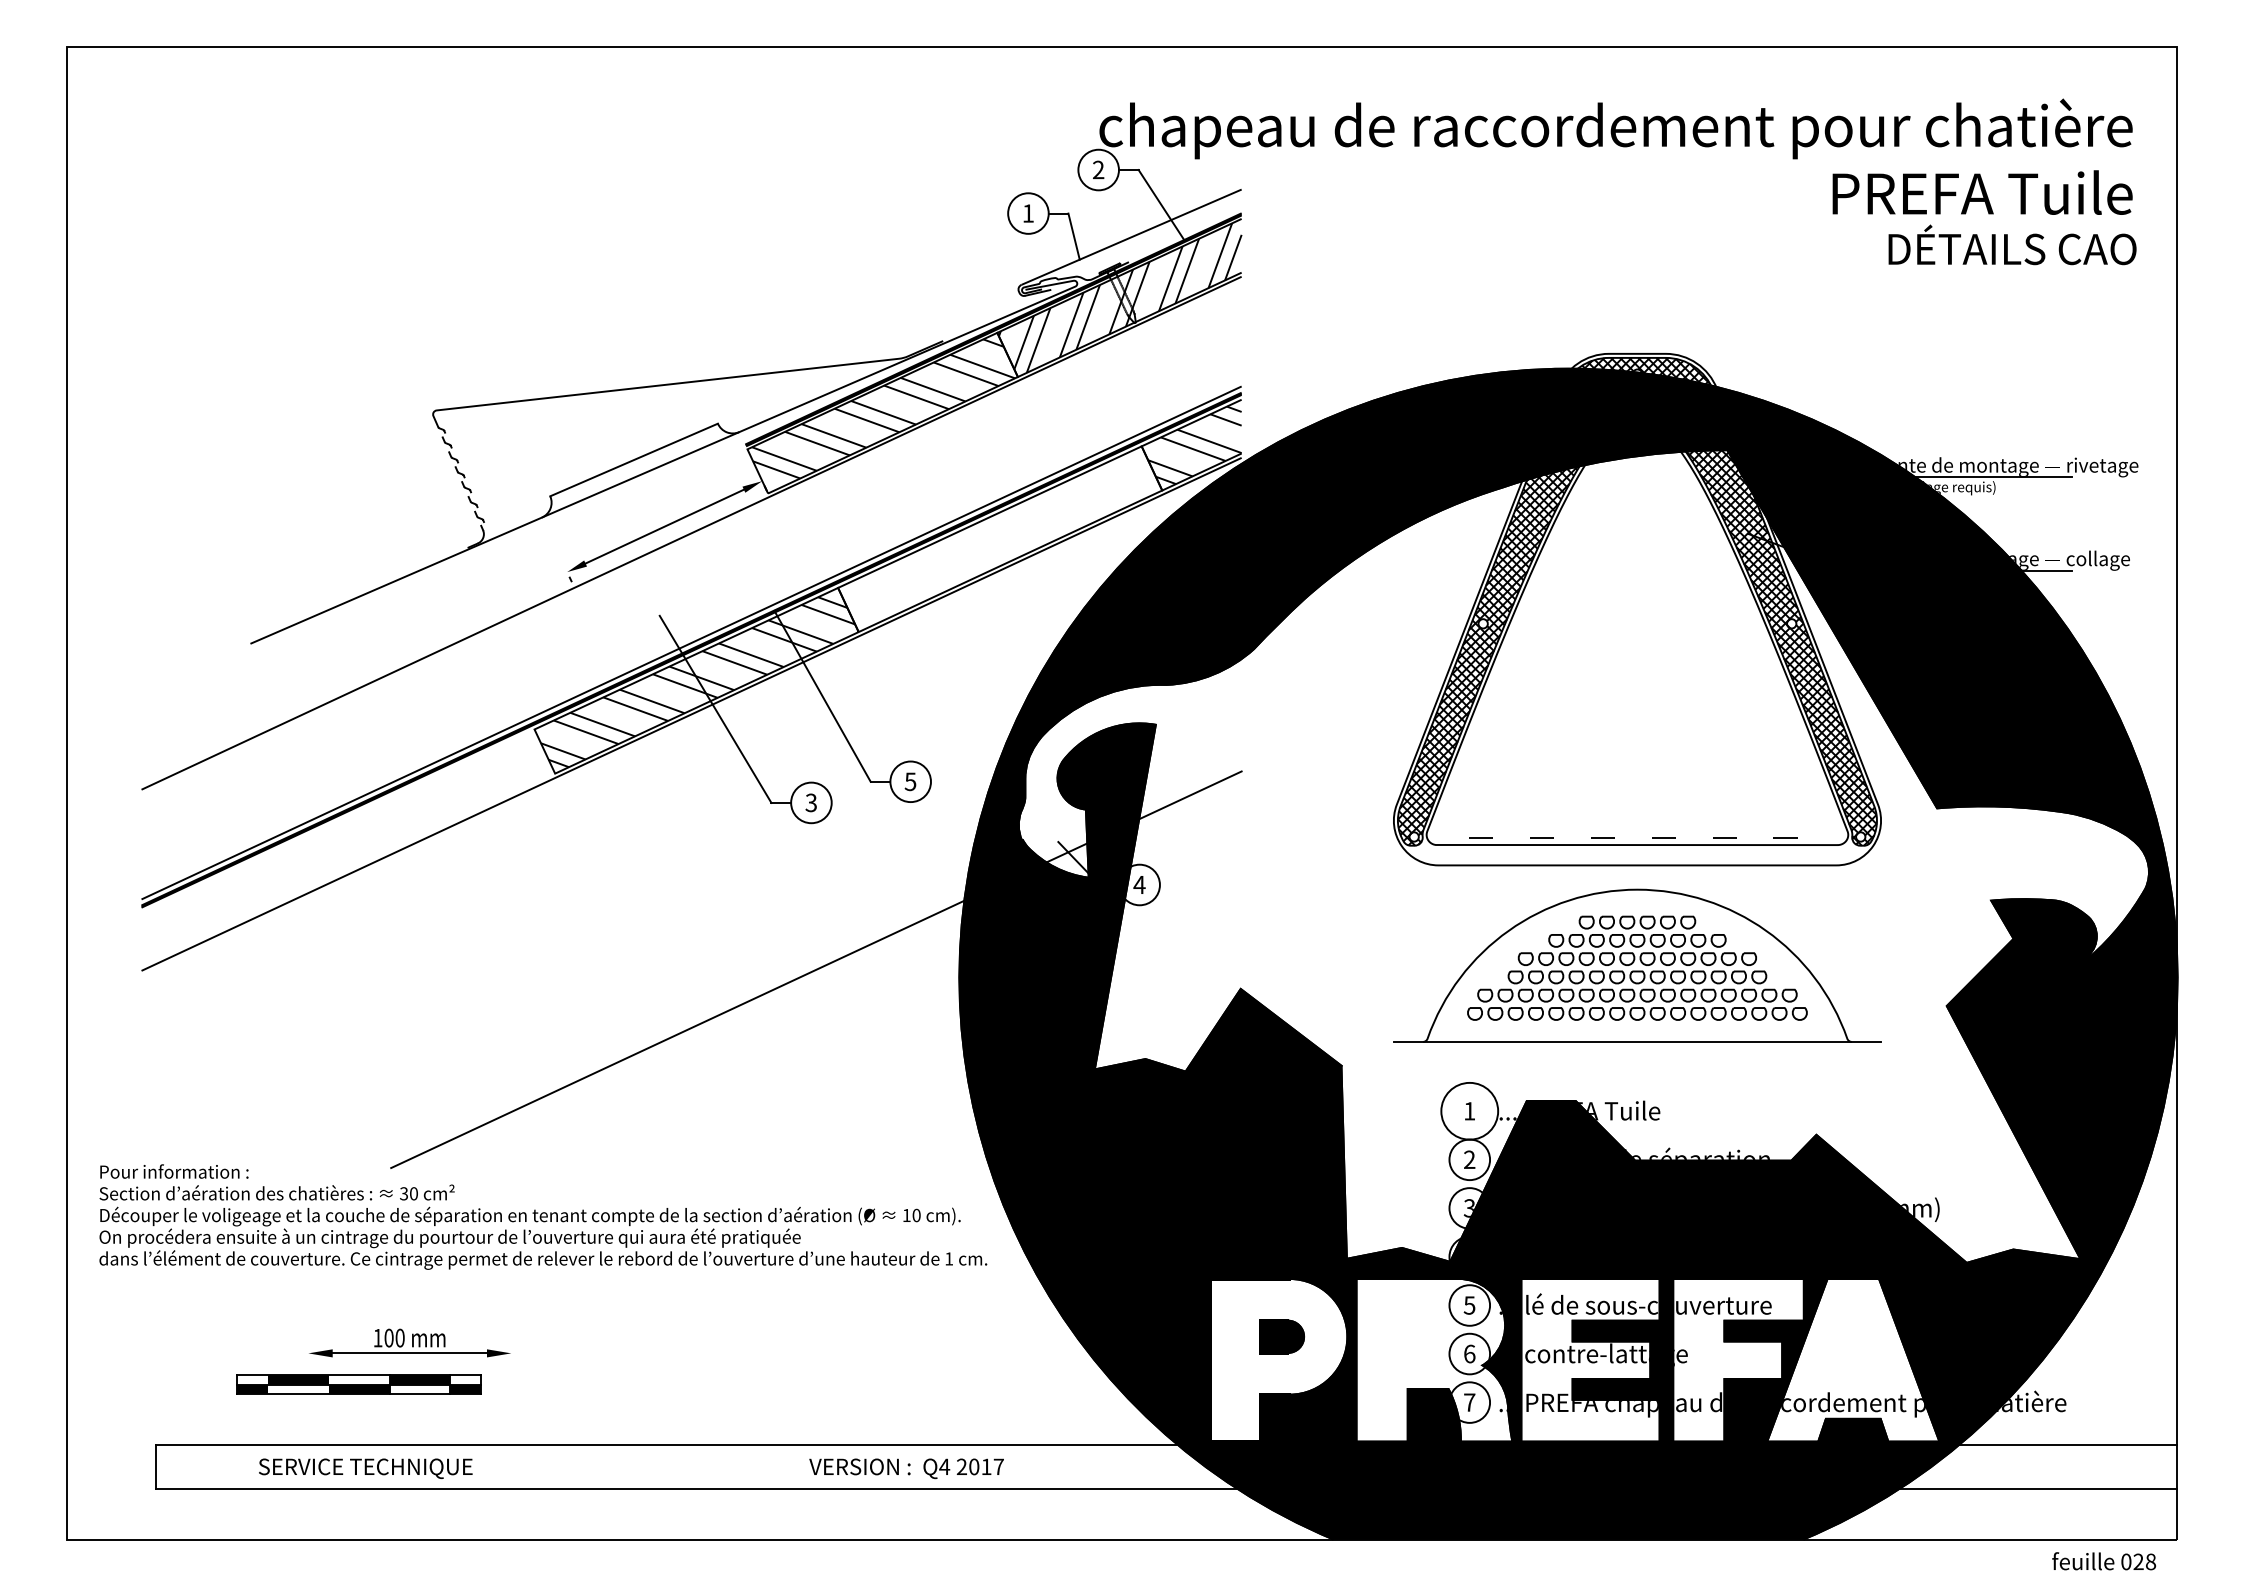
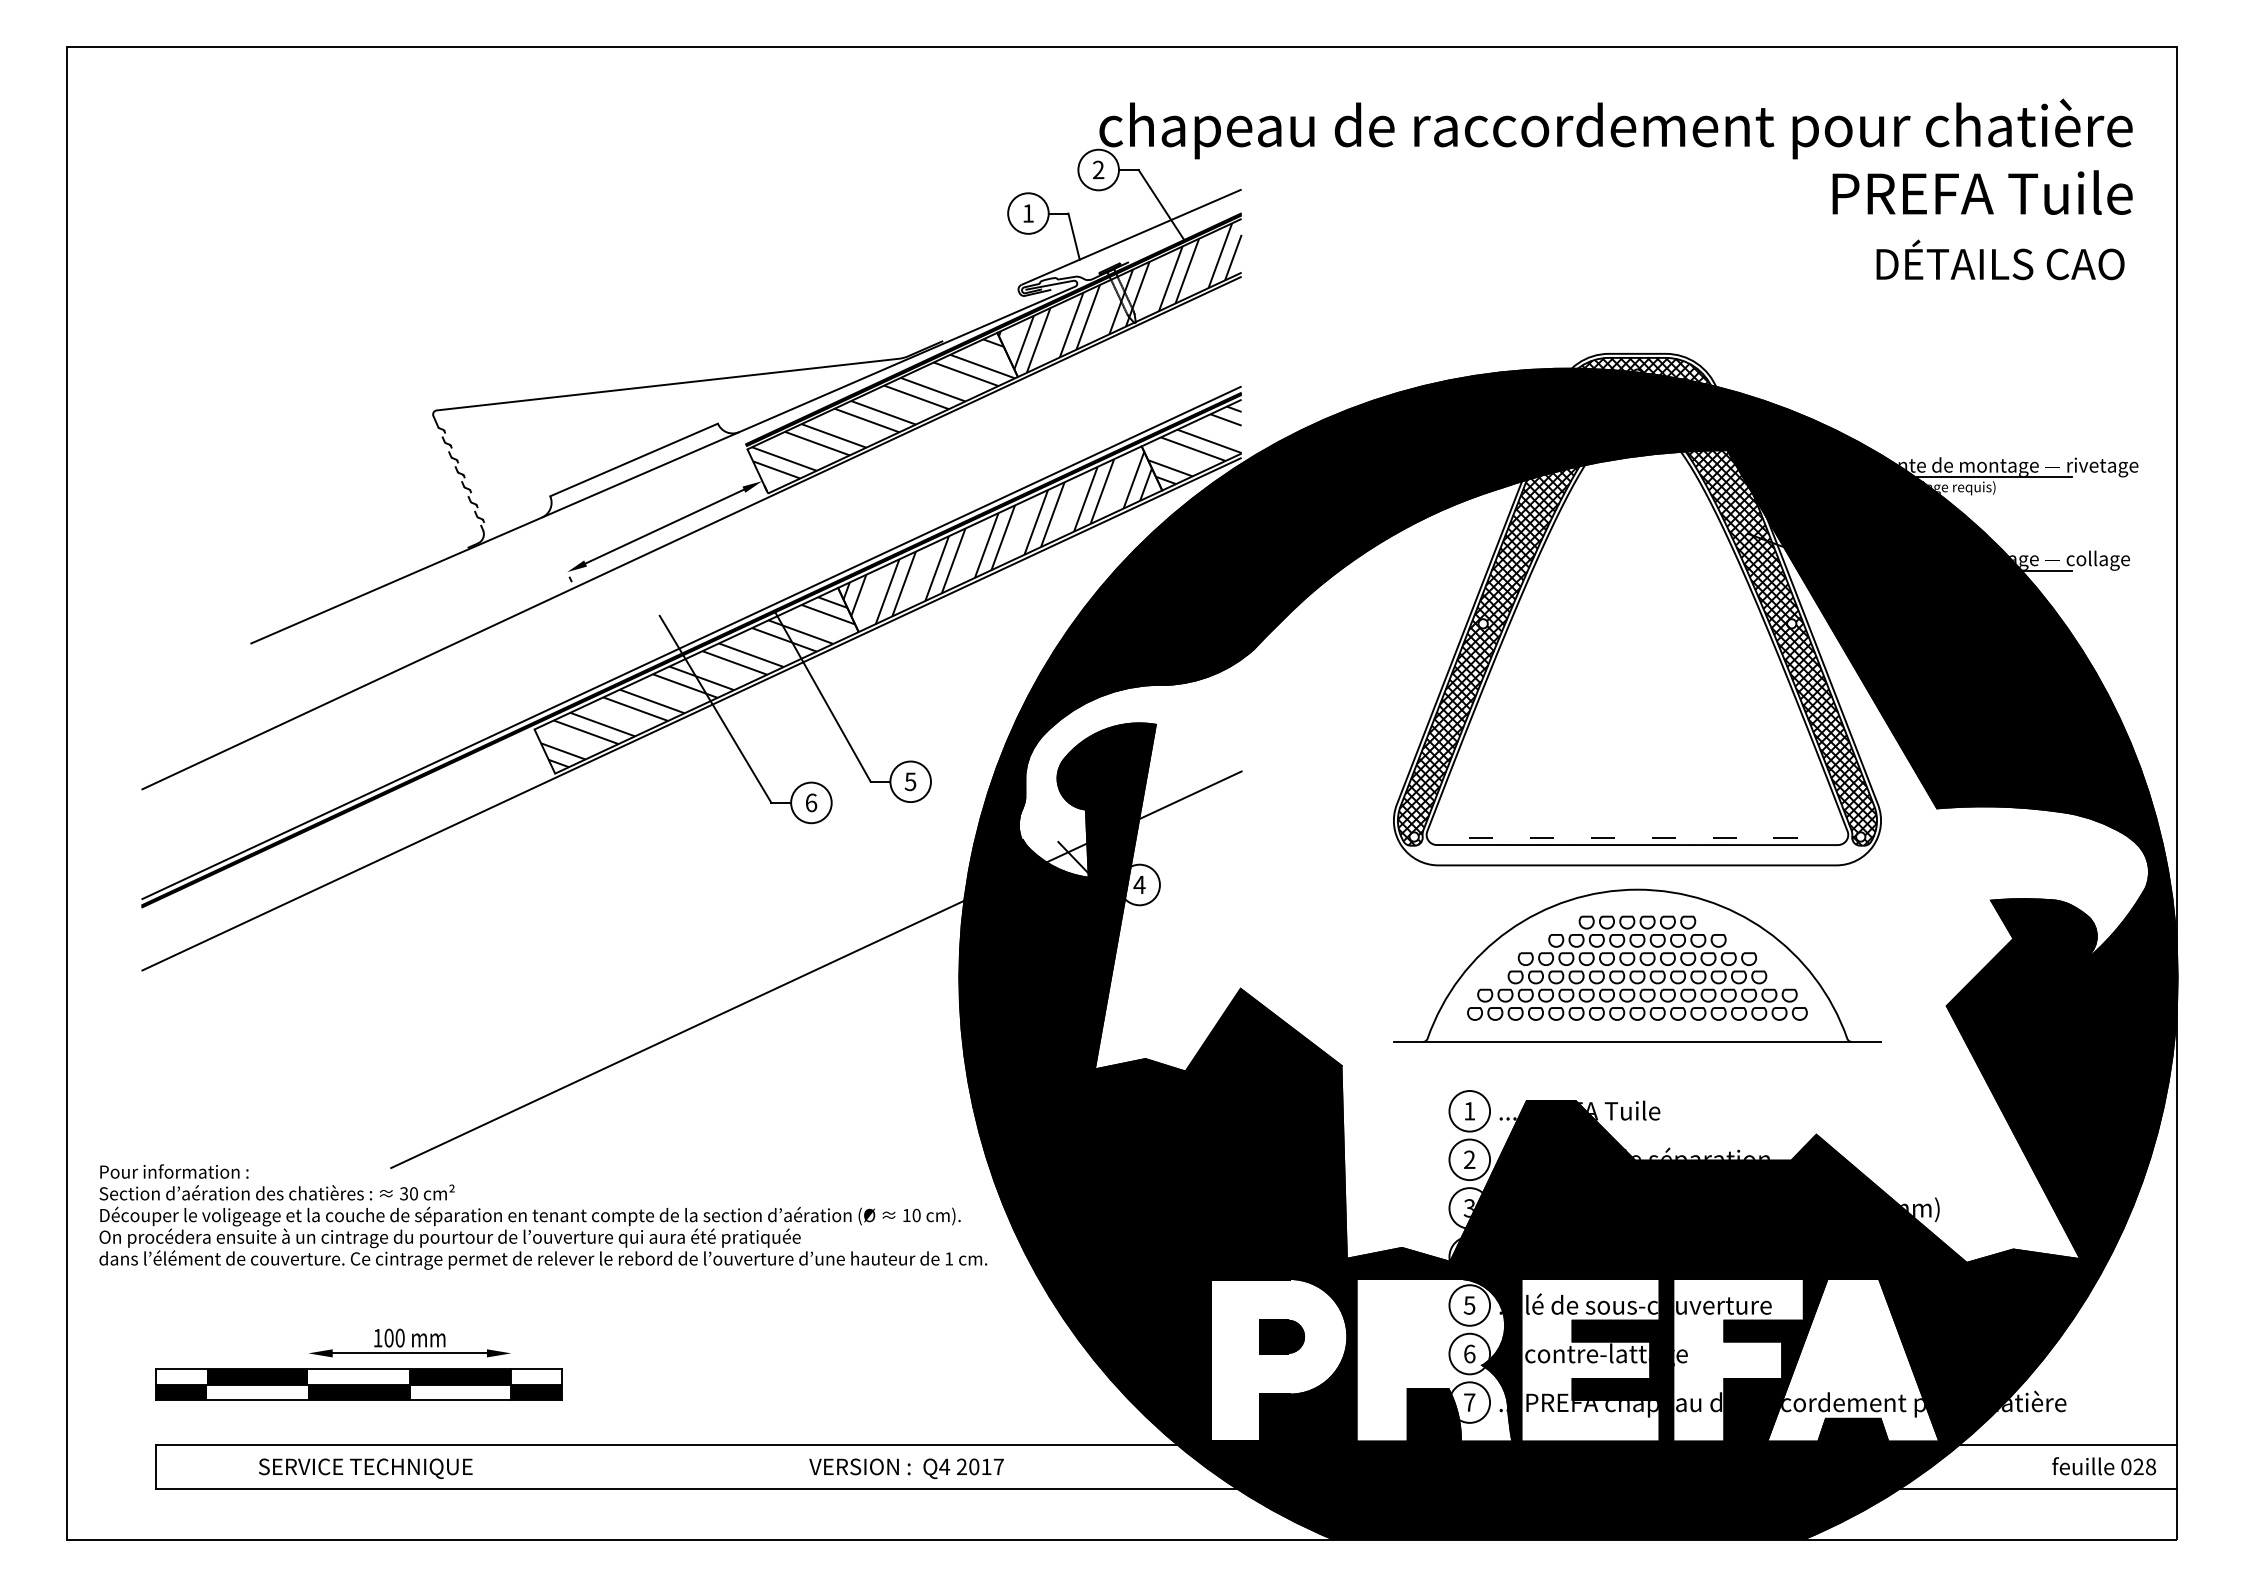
text position: (2012, 244) -> (2000, 259) (2000, 259)
hatch: none -> present (997, 537)
text: 3 -> 6 (811, 802)
circle diameter: 57 px -> 41 px (1469, 1111)
part size: 246x21 px -> 408x33 px (358, 1384)
text position: (2104, 1561) -> (2104, 1466) (2104, 1466)
